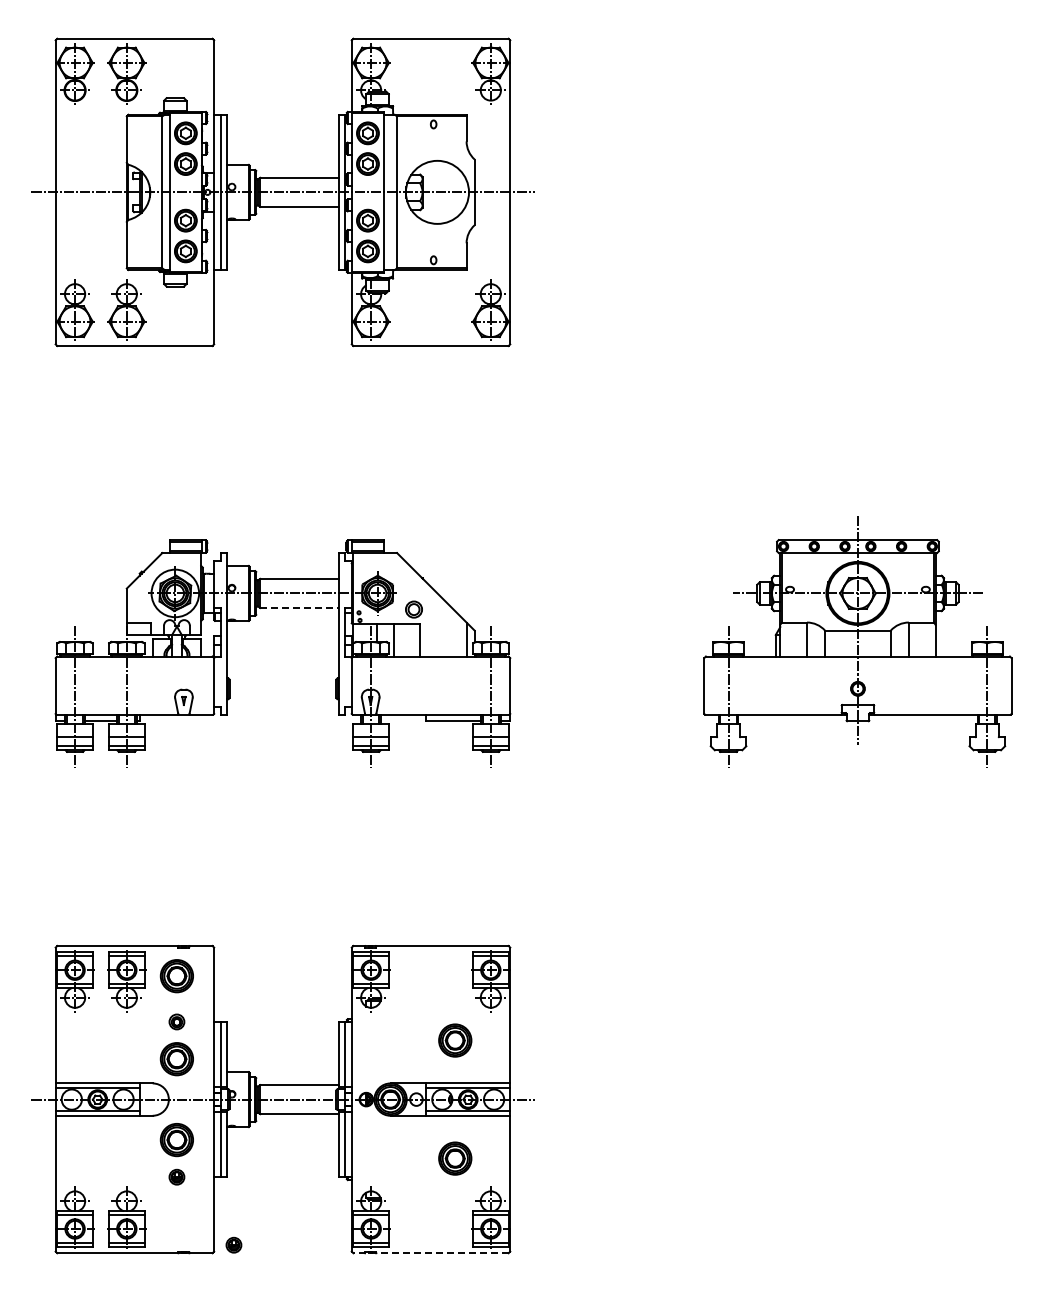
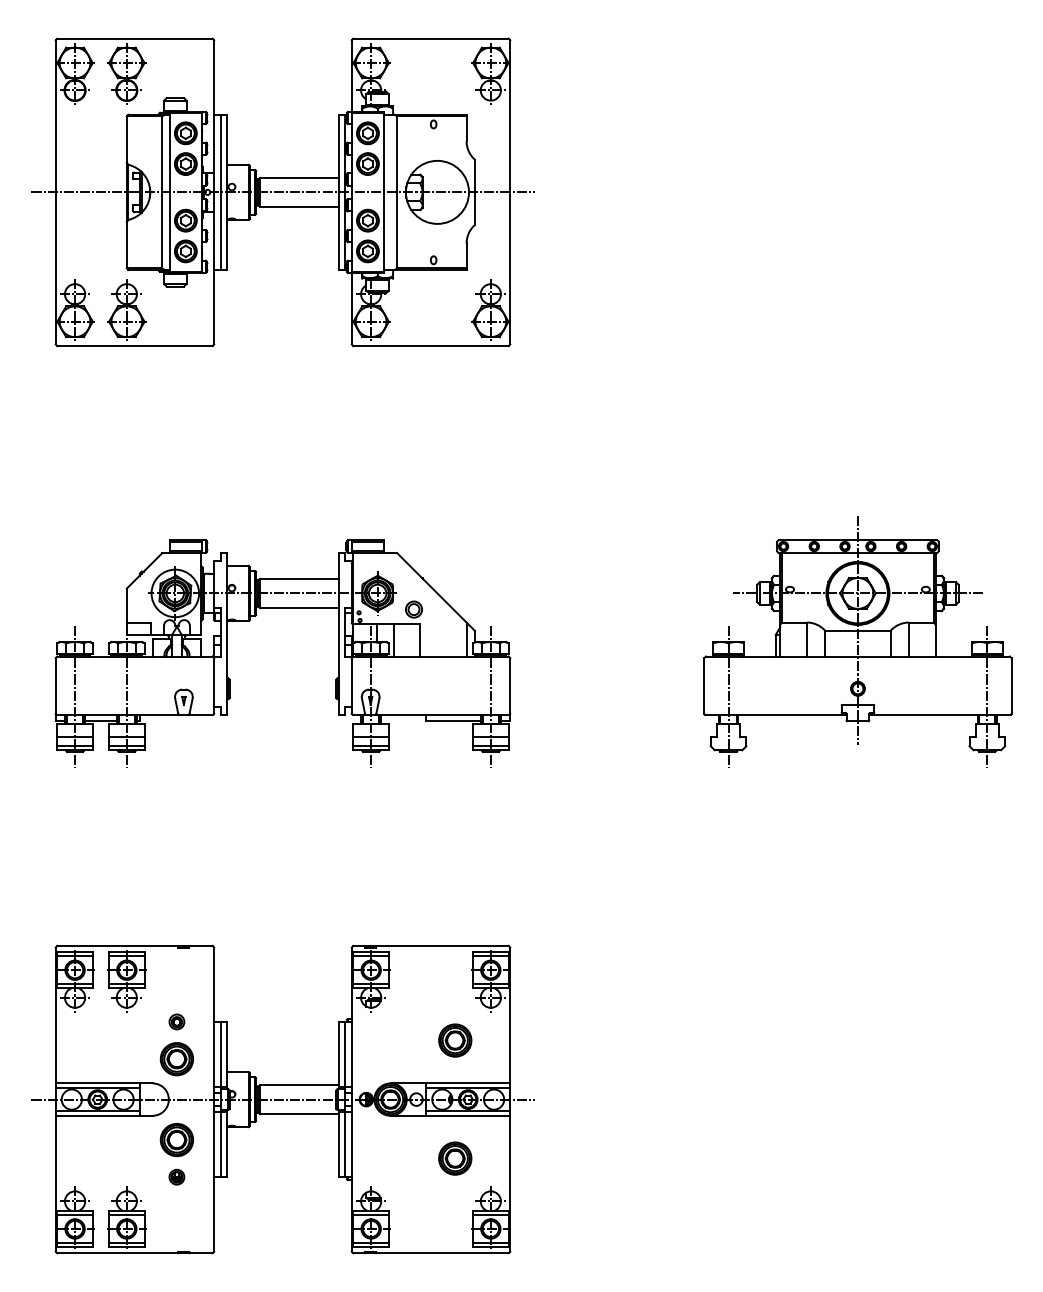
line: dashed -> solid (300, 607)
part: present -> none (176, 976)
part: present -> none (233, 1244)
line: dashed -> solid (431, 1253)
